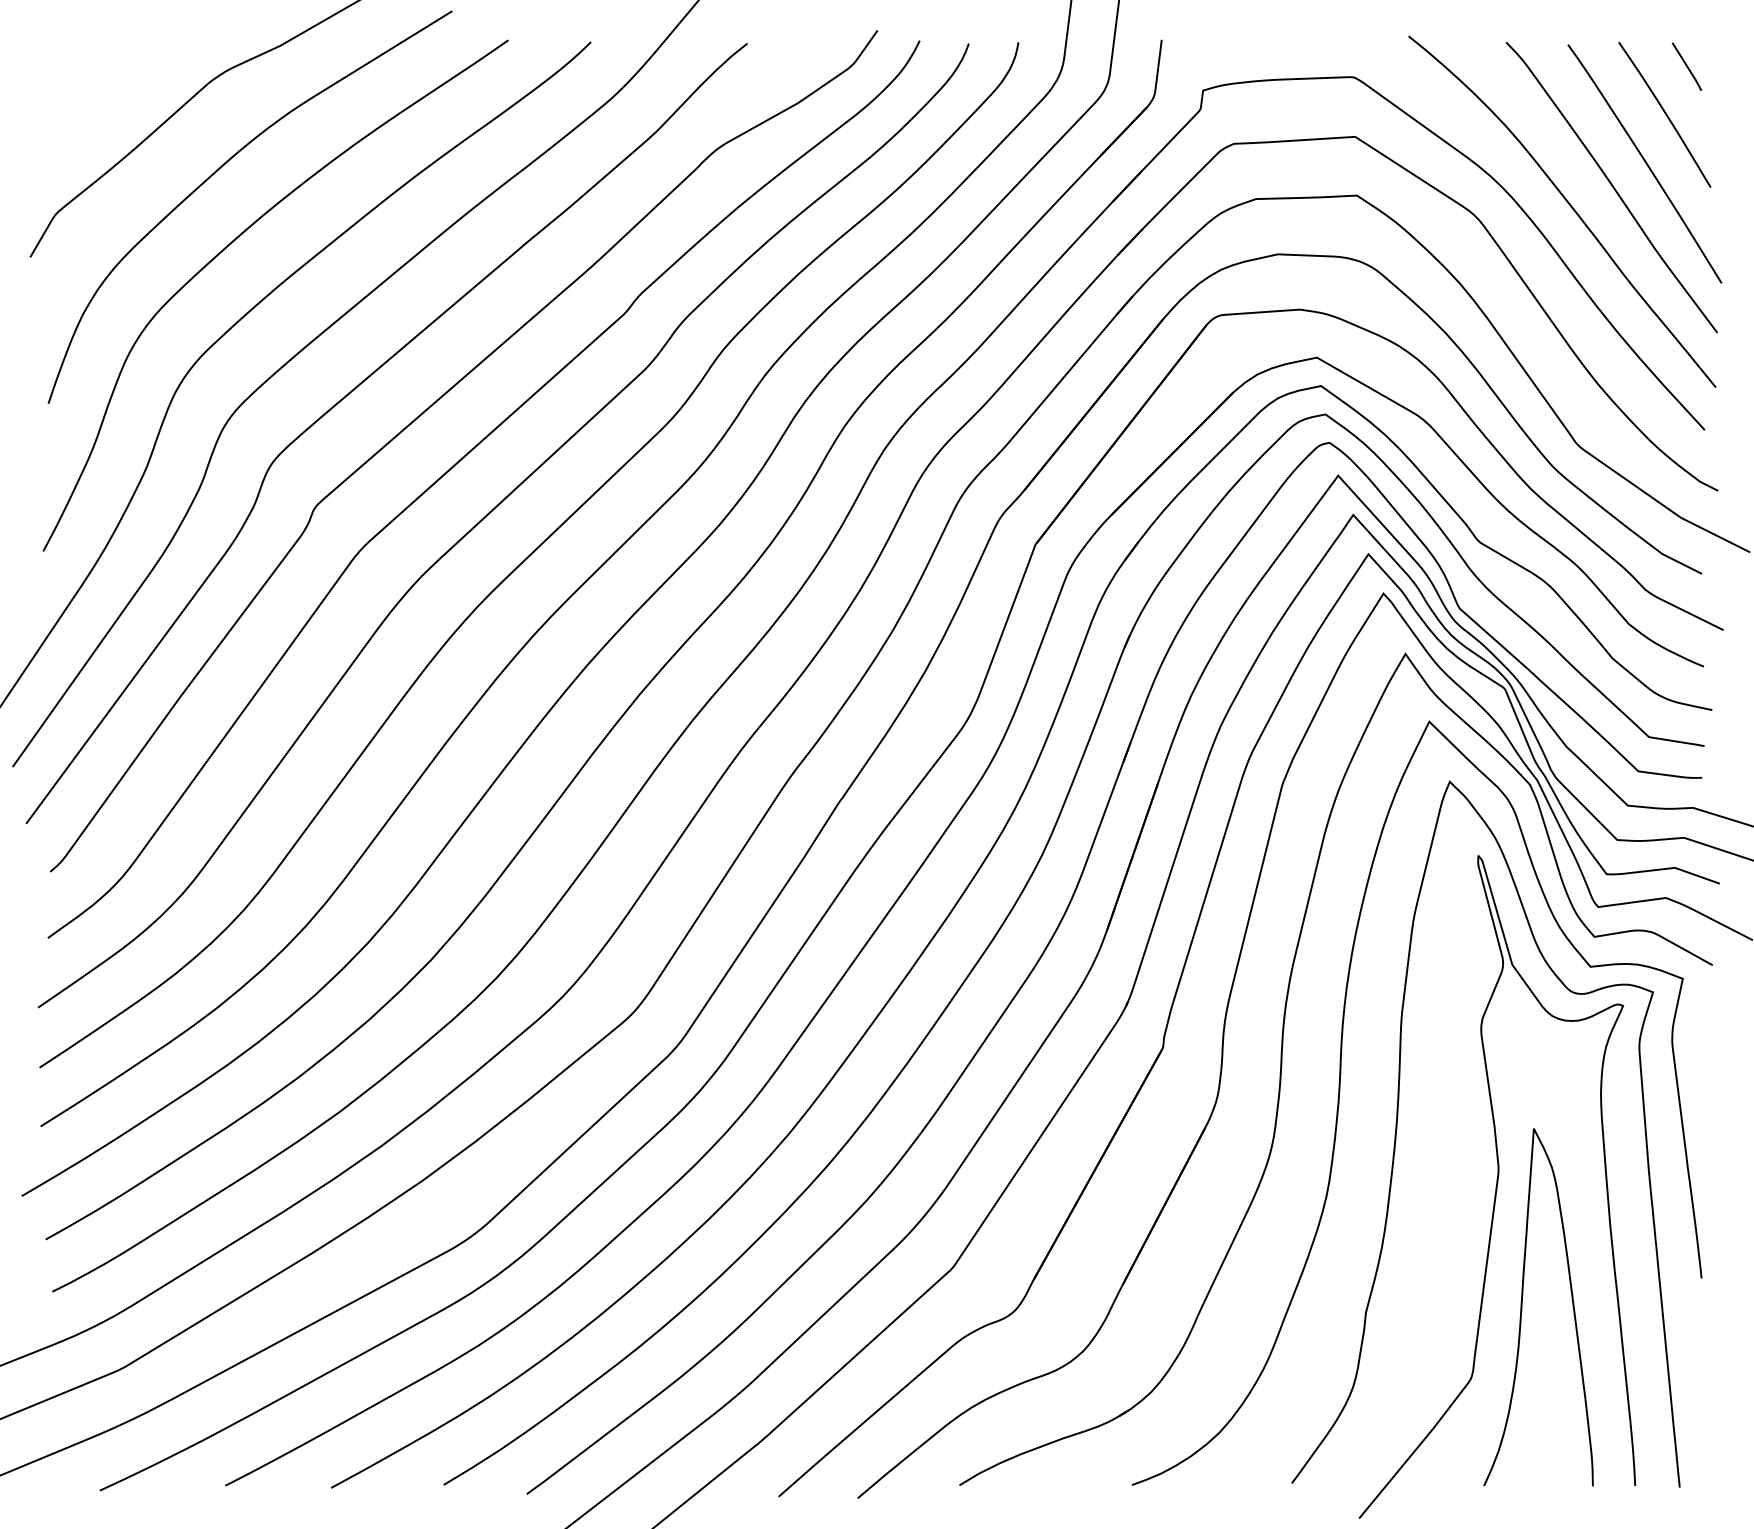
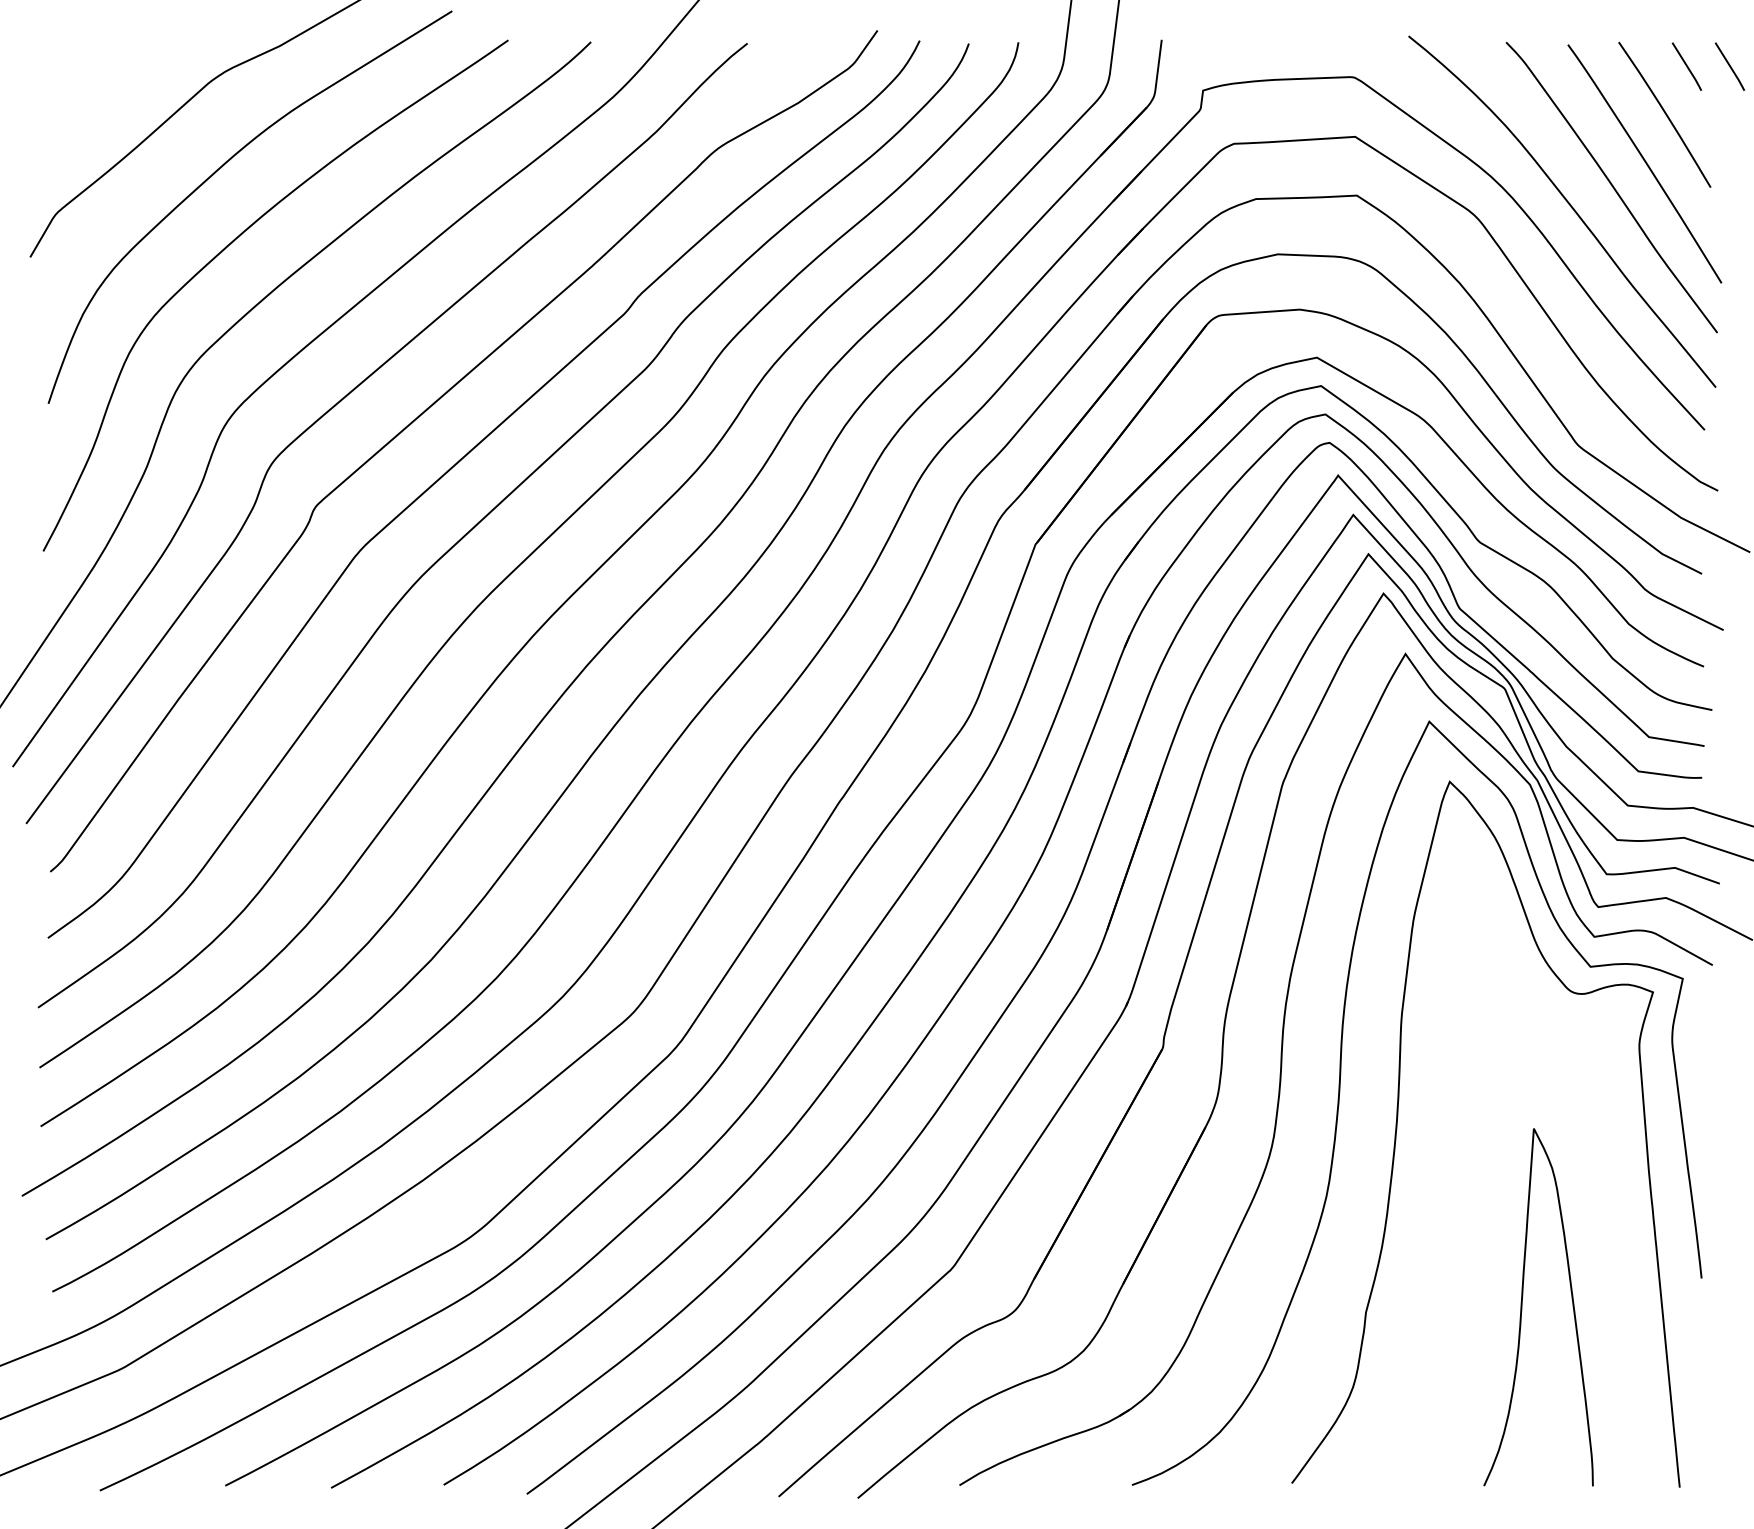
line: none -> present (1729, 66)
curve: present -> none (1497, 1186)
